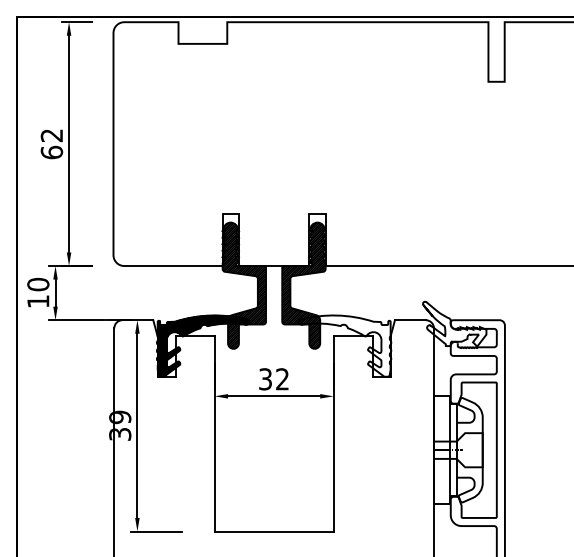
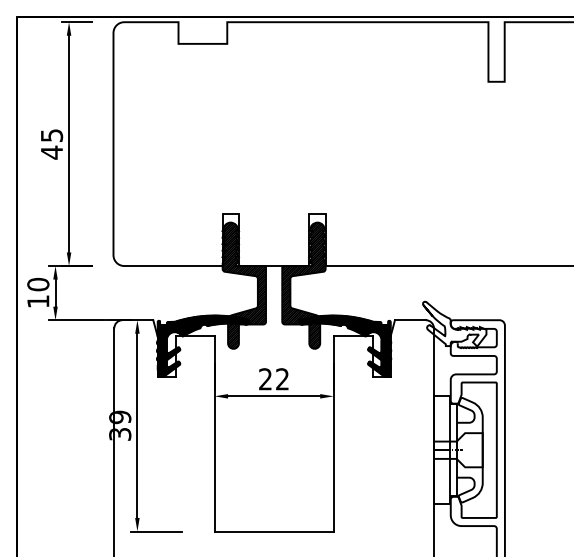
text: 62 -> 45 (51, 144)
hatch: none -> present (345, 345)
text: 32 -> 22 (265, 379)
